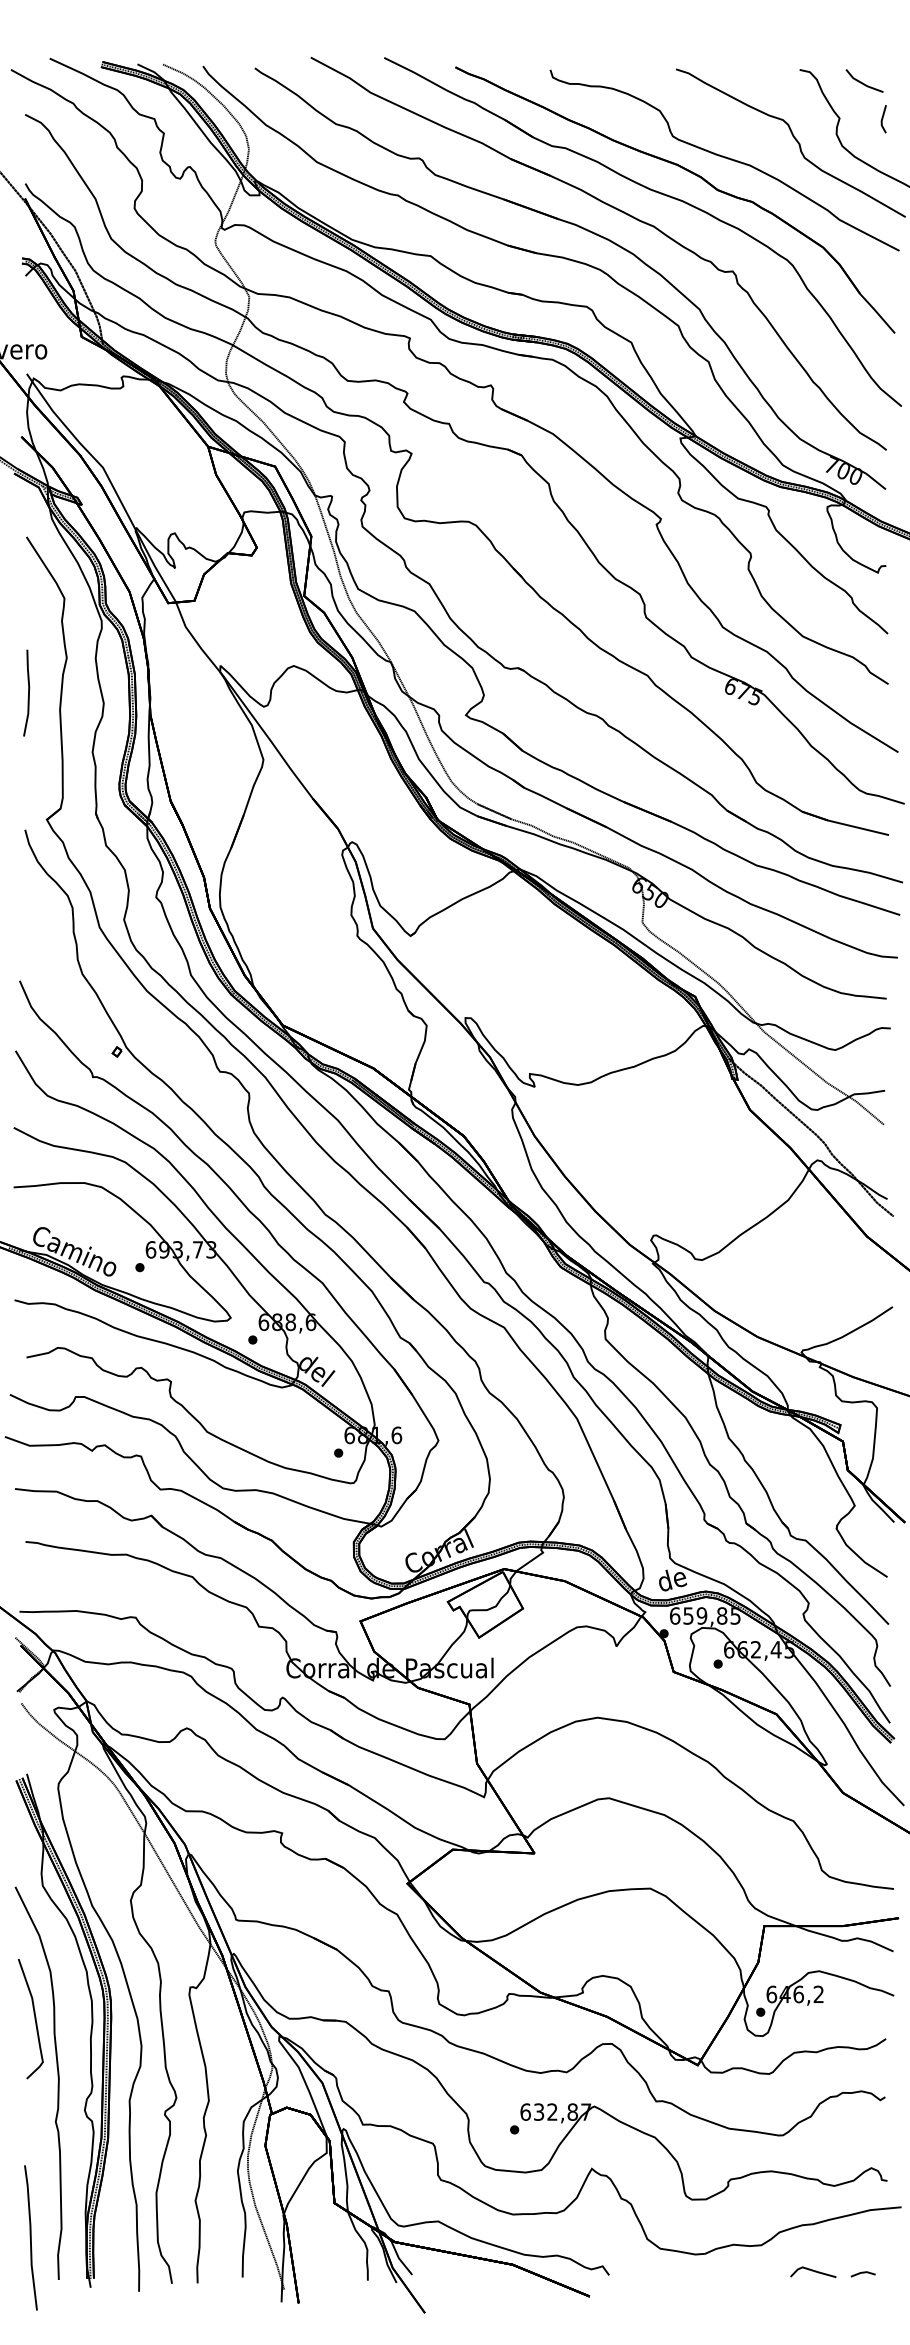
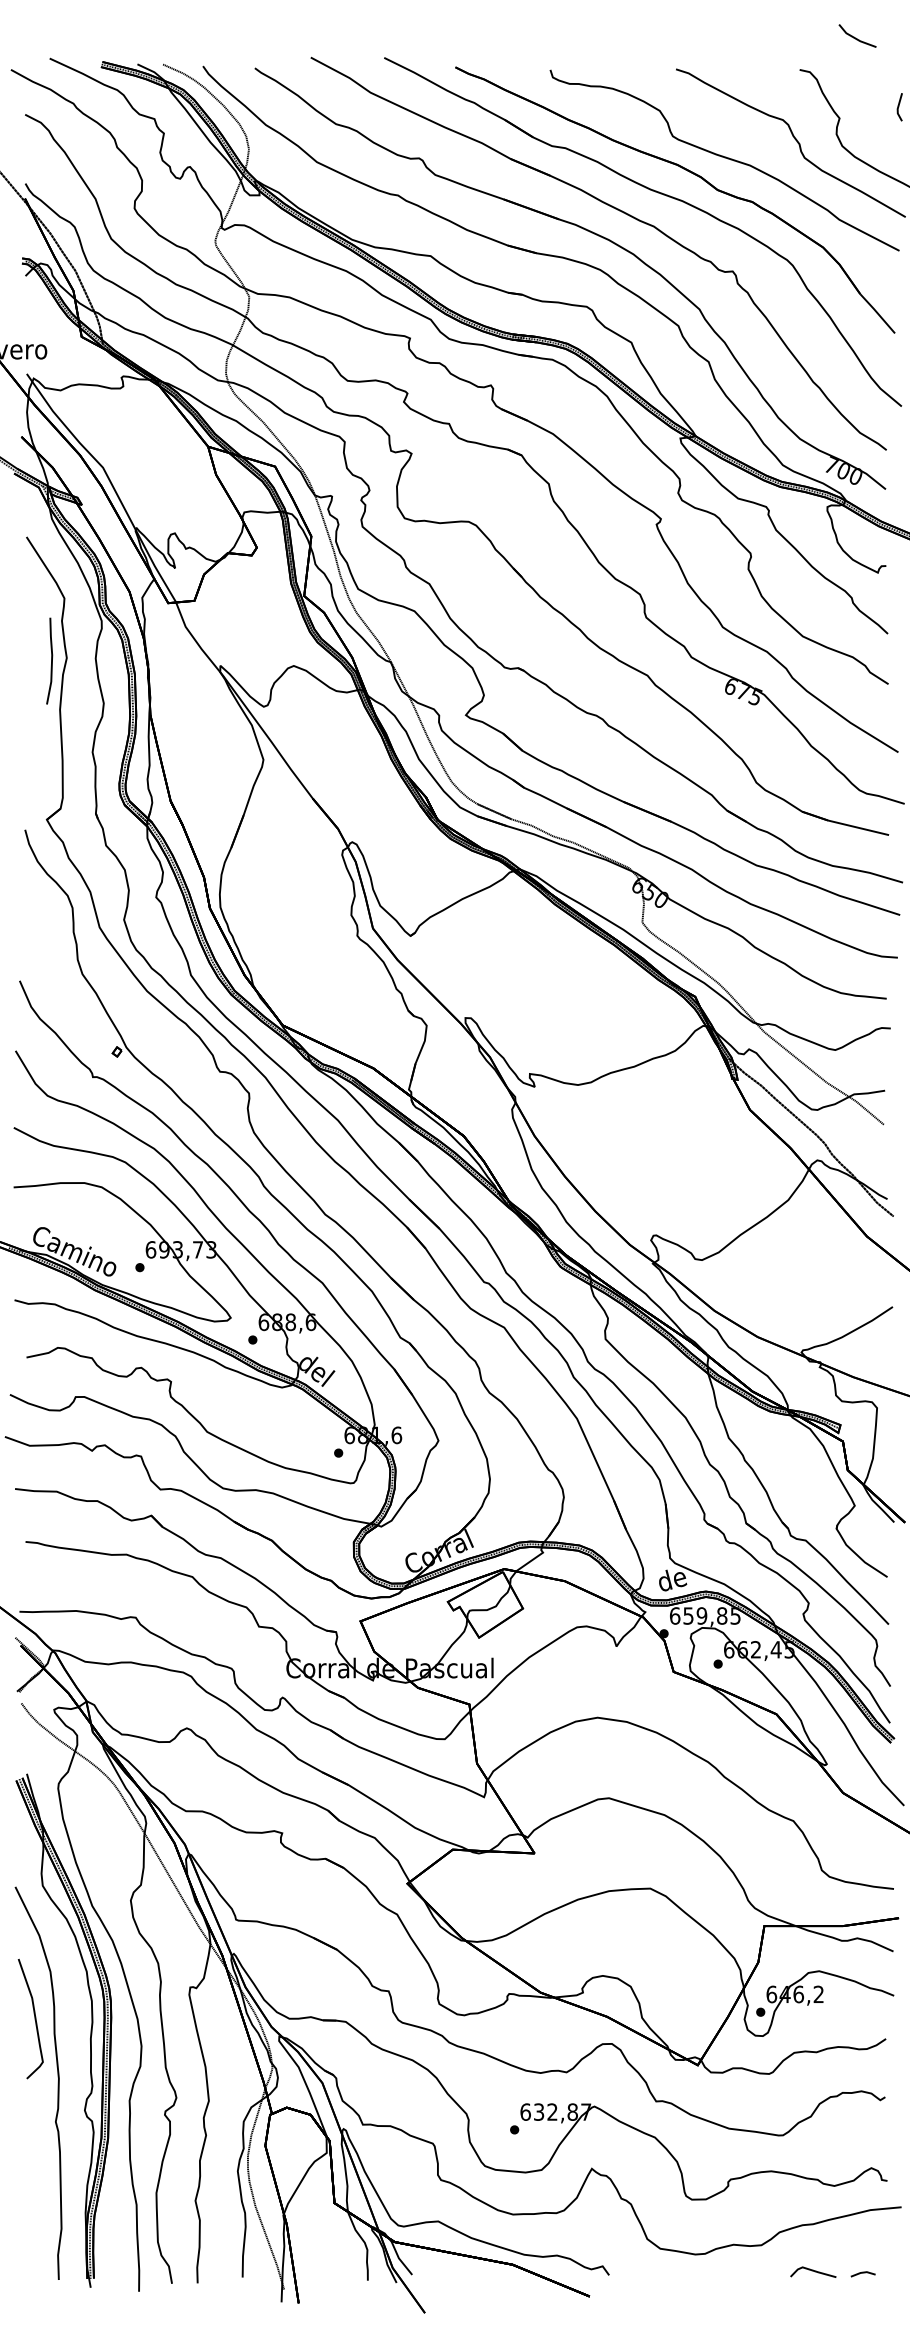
line position: (862, 82) -> (855, 37) (855, 37)
line position: (883, 118) -> (899, 106) (899, 106)
line position: (28, 692) -> (51, 660) (51, 660)
line: present -> none (30, 2237)
